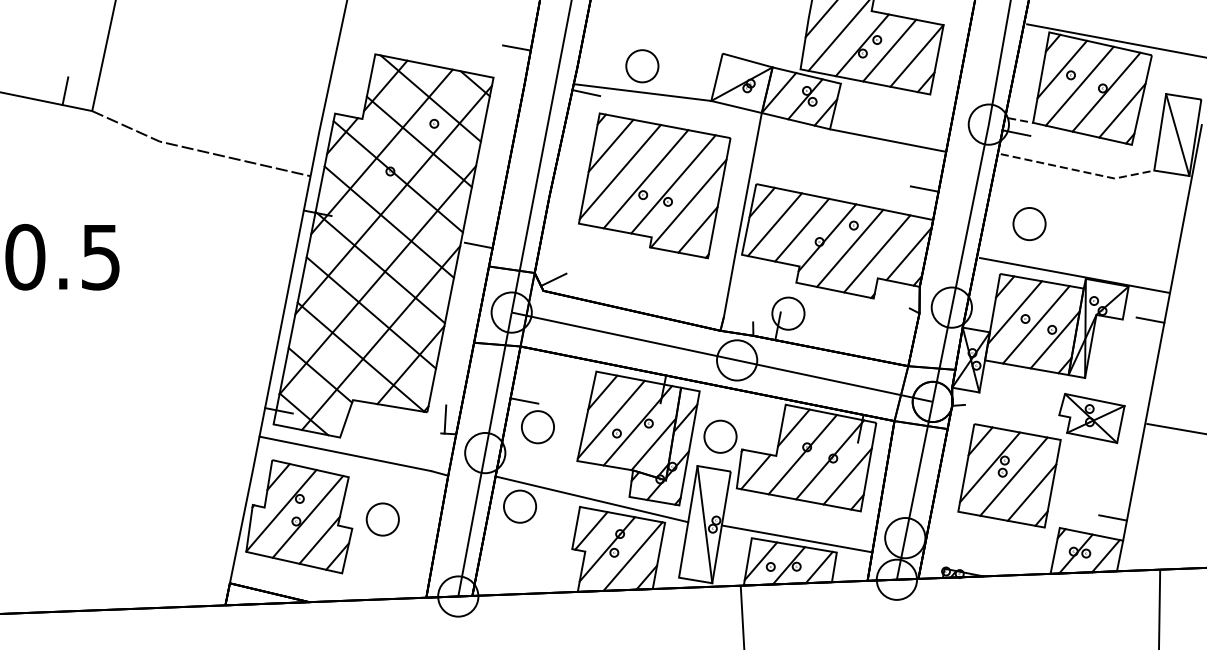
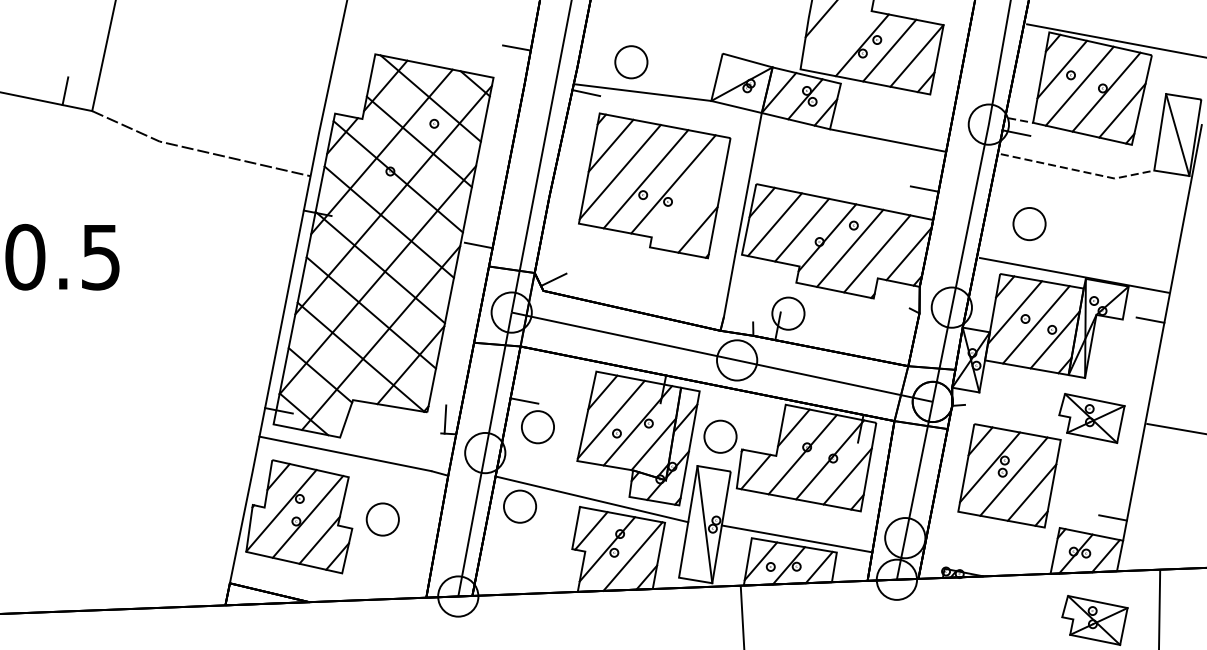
line: present -> none (837, 36)
part position: (642, 66) -> (631, 62) (631, 62)
line: present -> none (688, 203)
part: none -> present (1094, 620)
